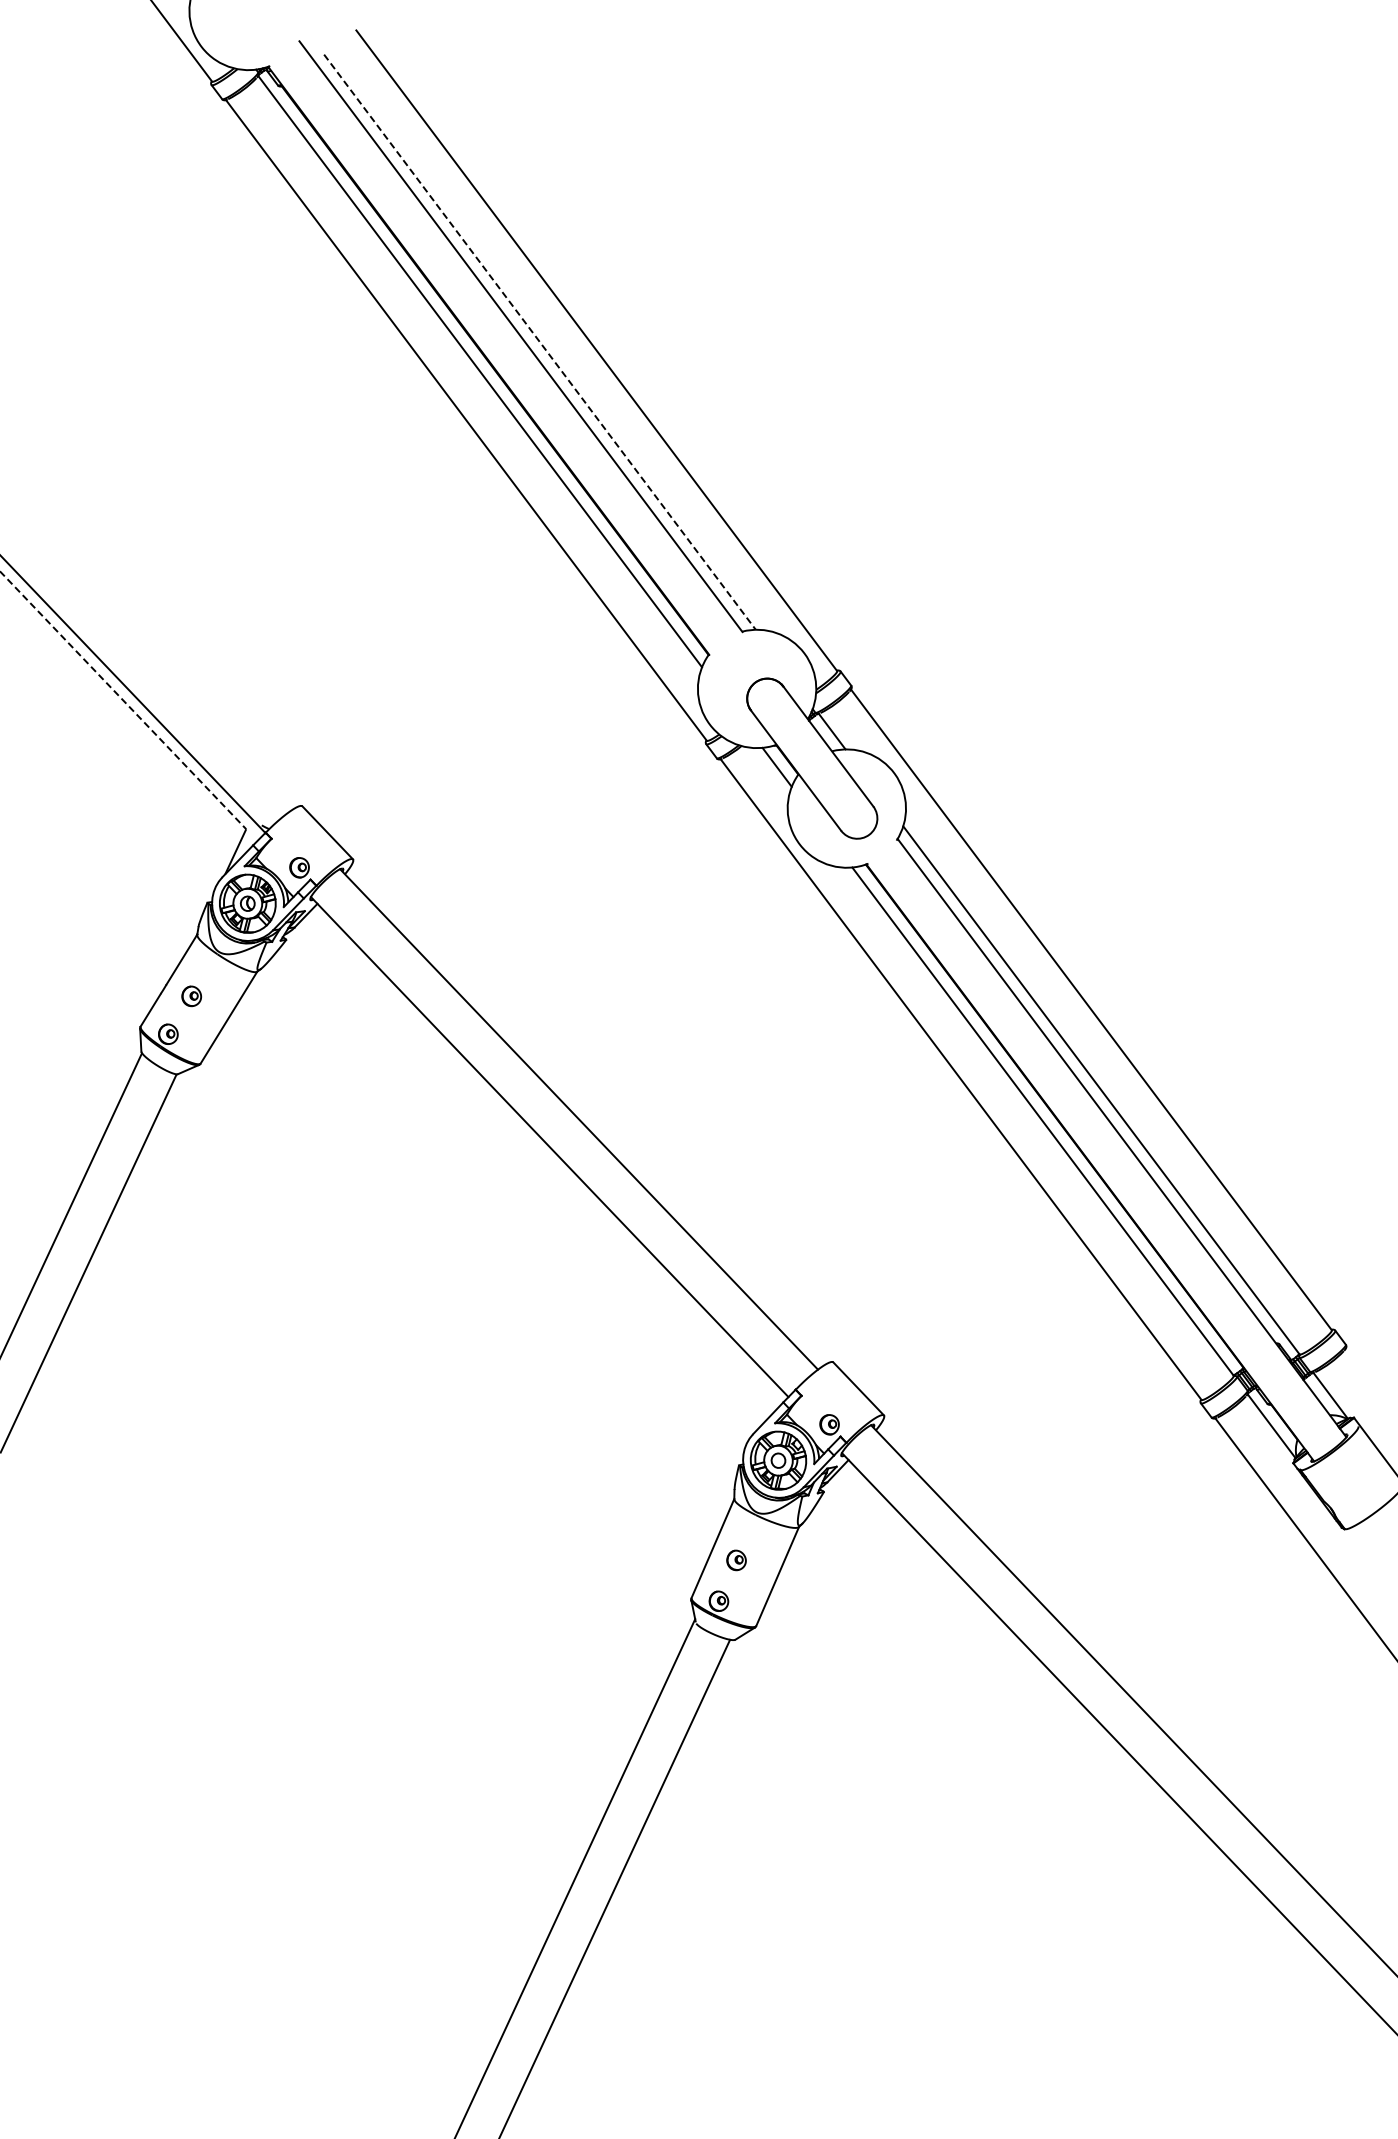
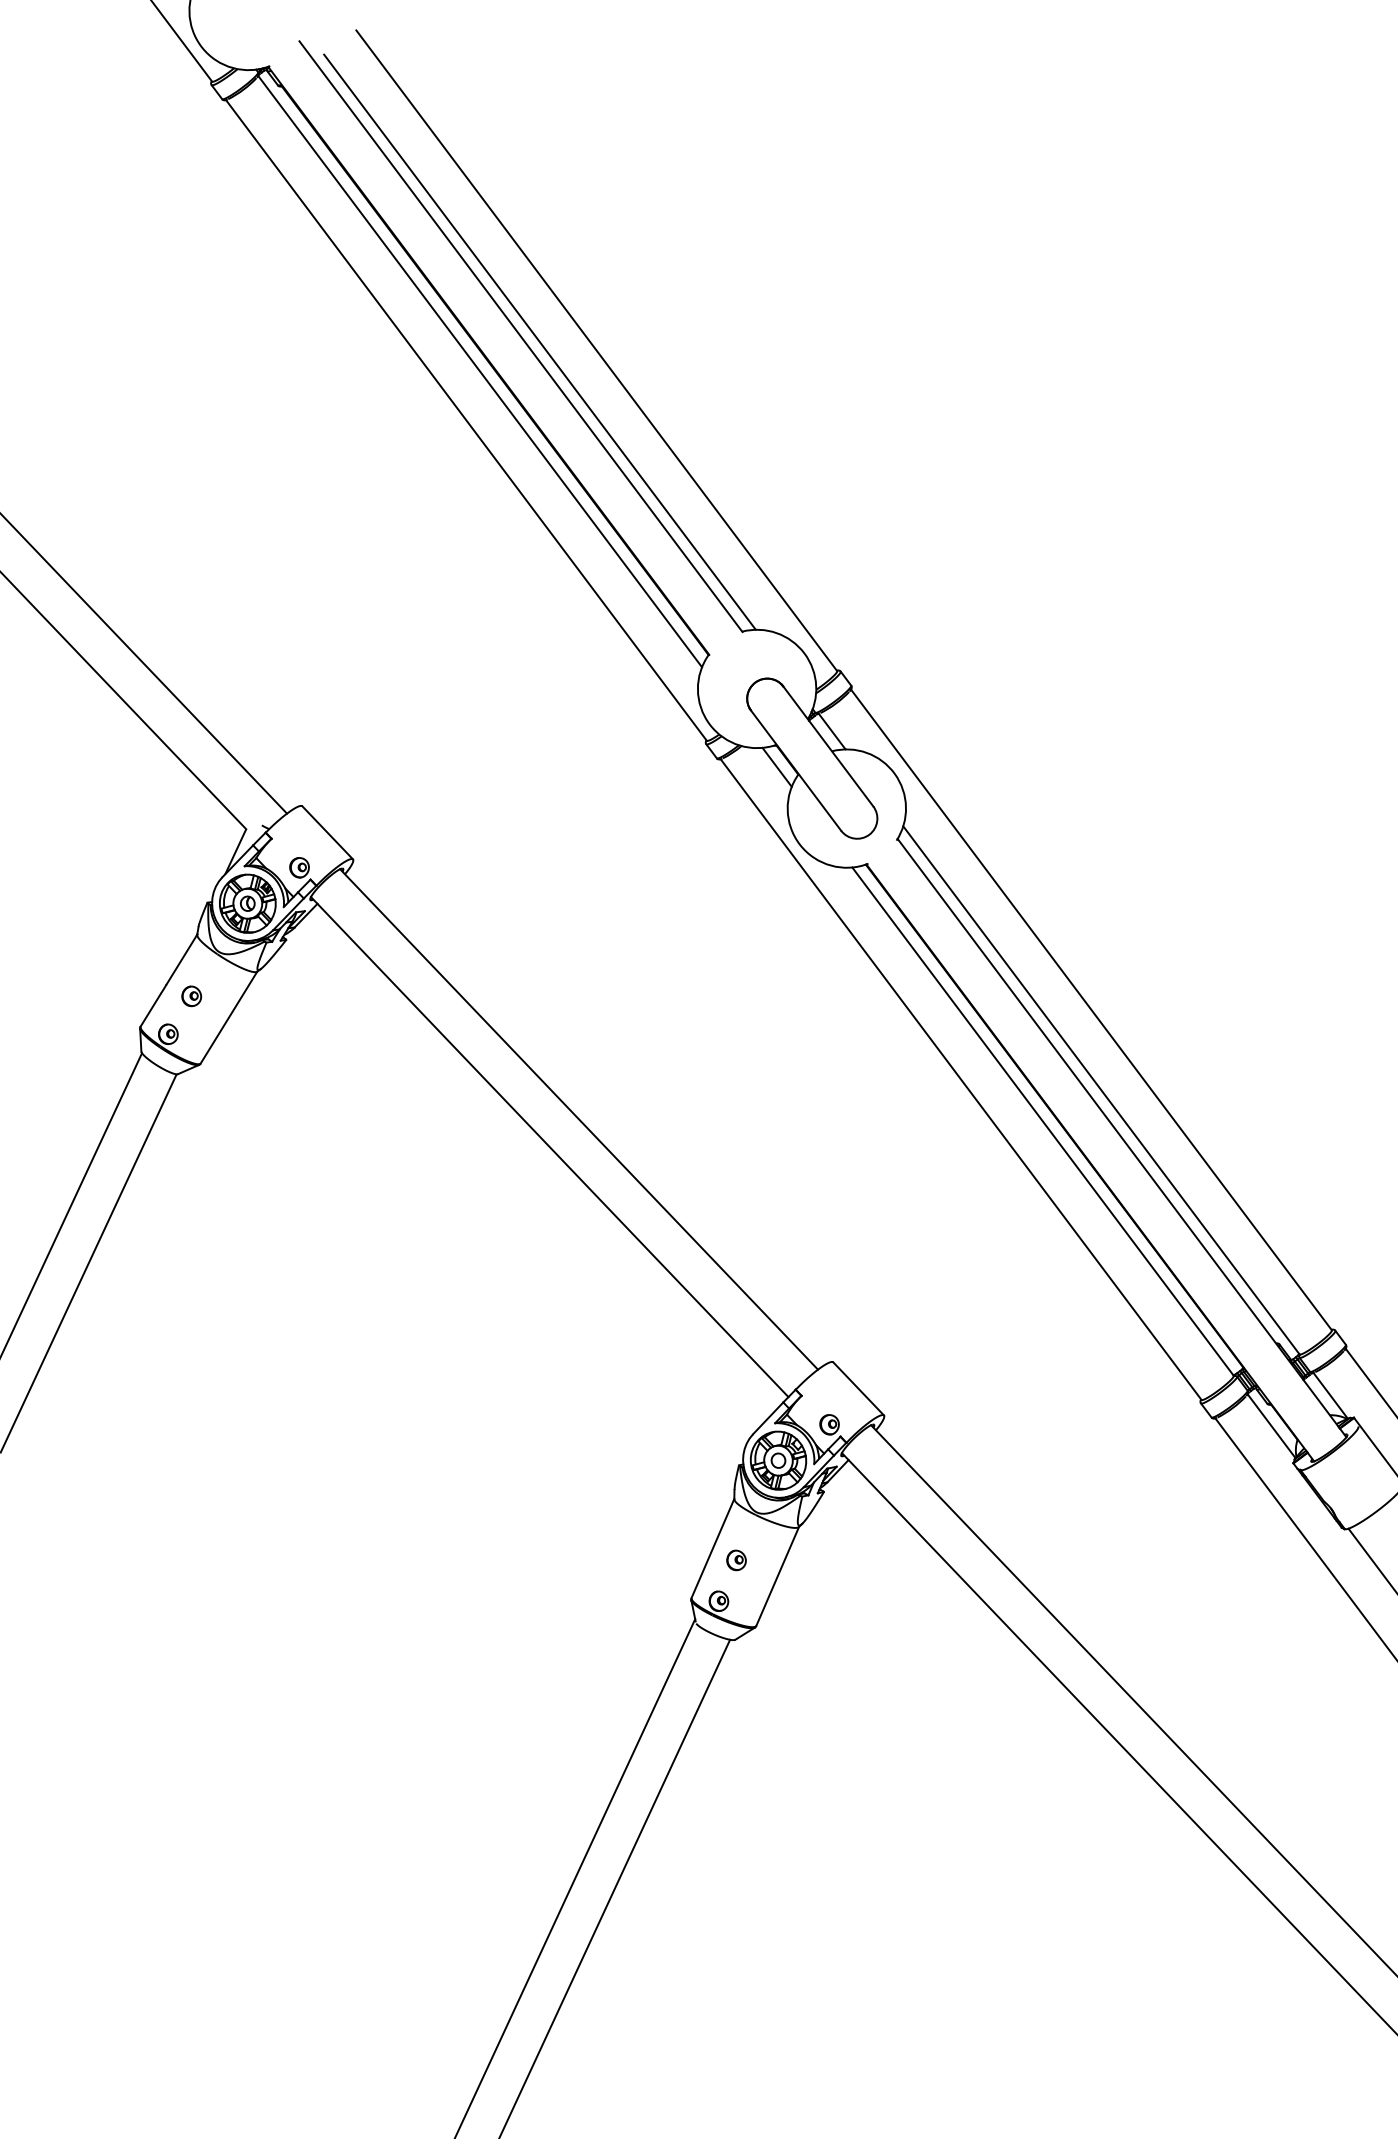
line: dashed -> solid (539, 342)
line position: (134, 695) -> (144, 664) (144, 664)
line: dashed -> solid (123, 700)
line: none -> present (1369, 1381)
line: none -> present (1371, 1559)
